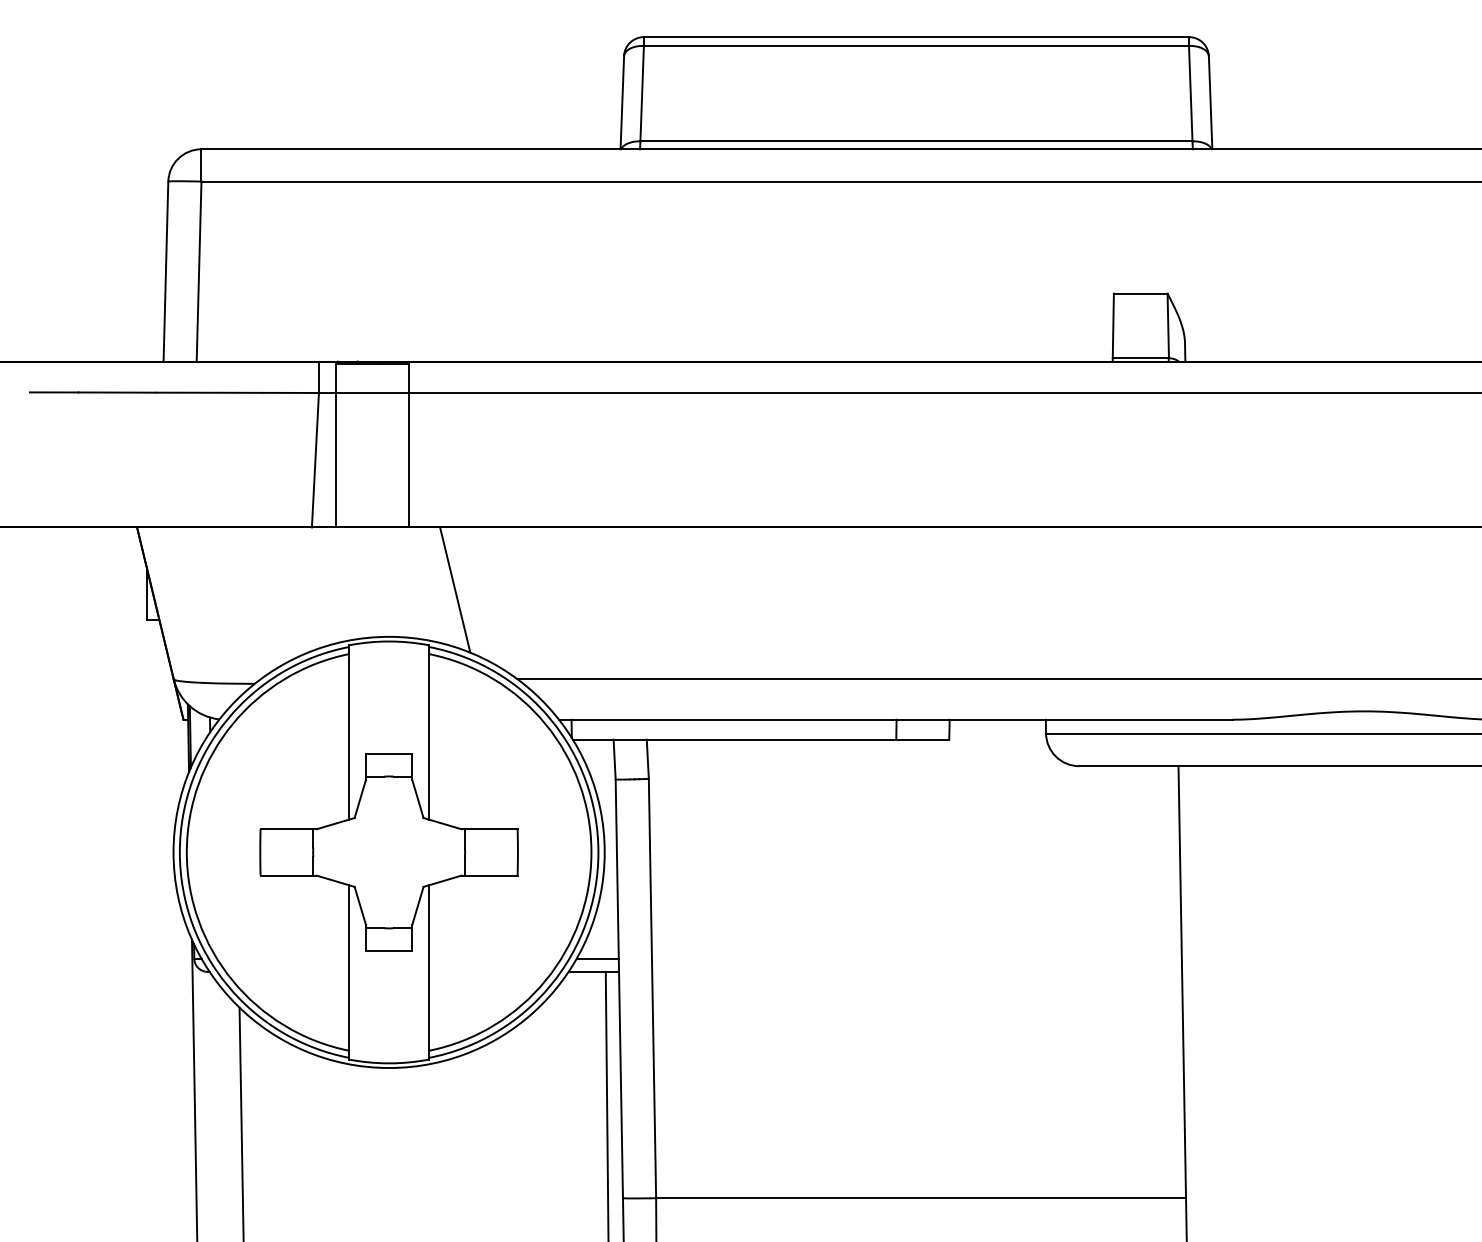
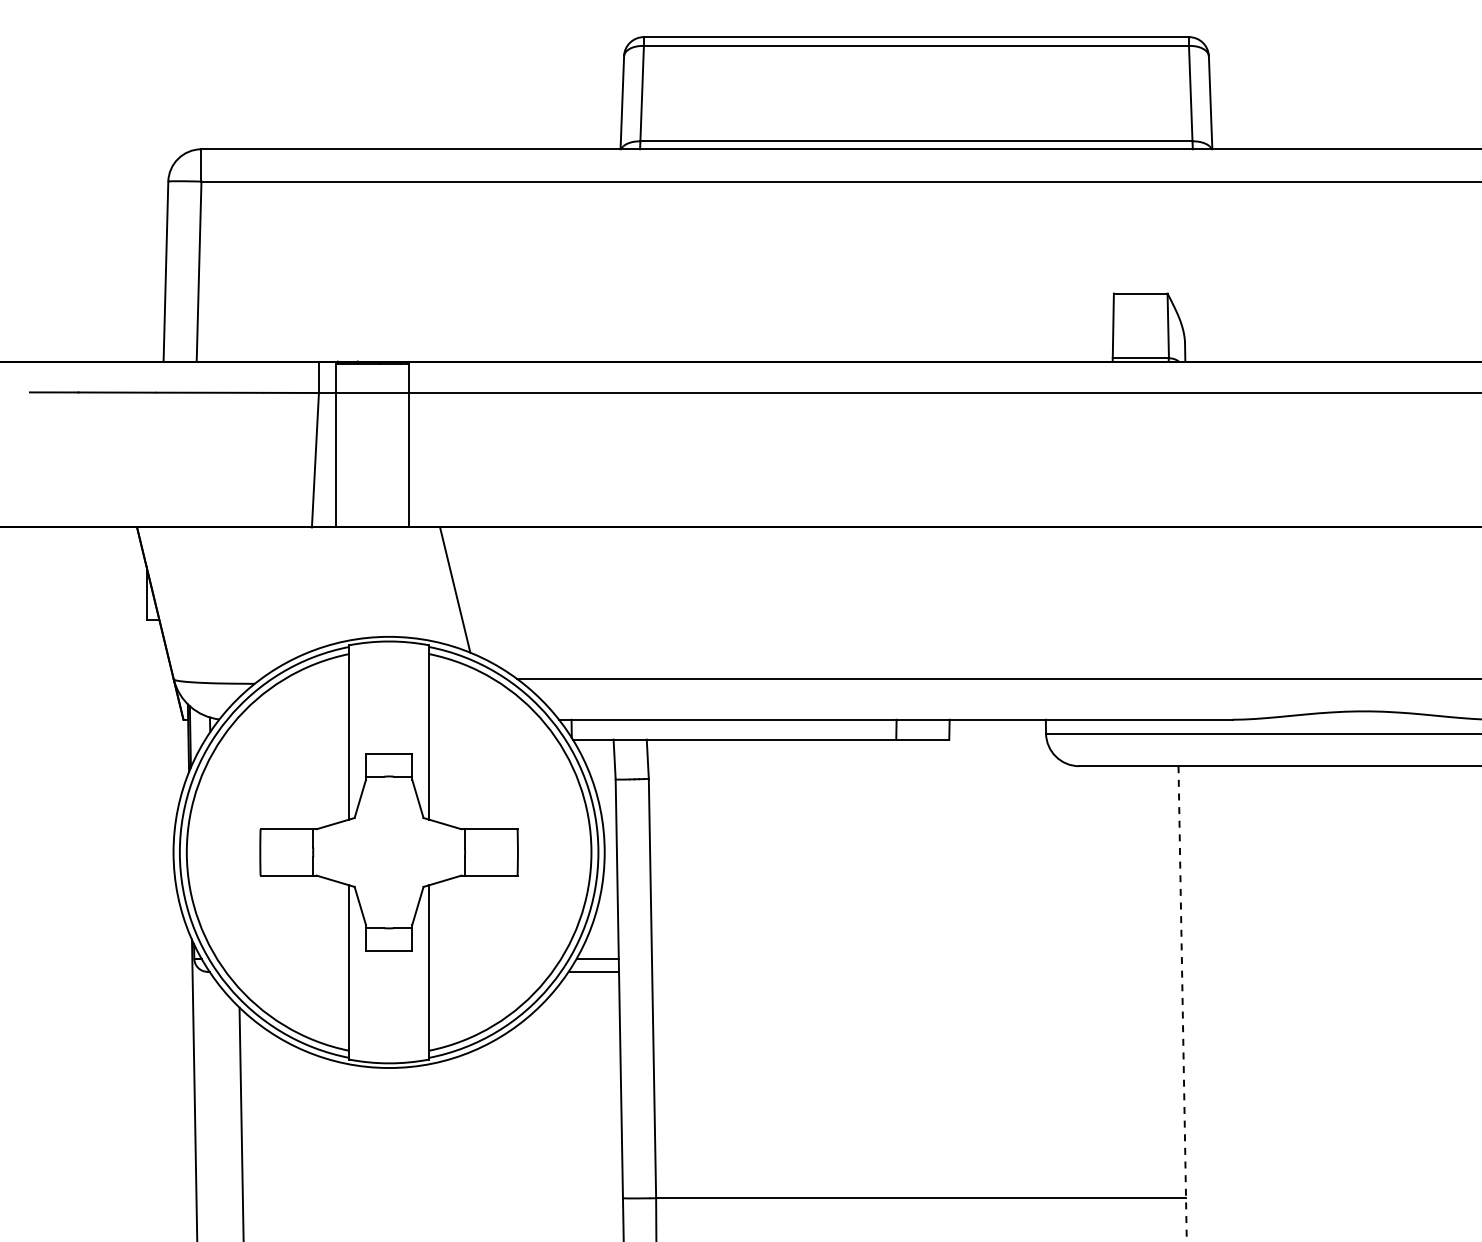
line: solid -> dashed (1182, 1003)
line: present -> none (606, 1104)
